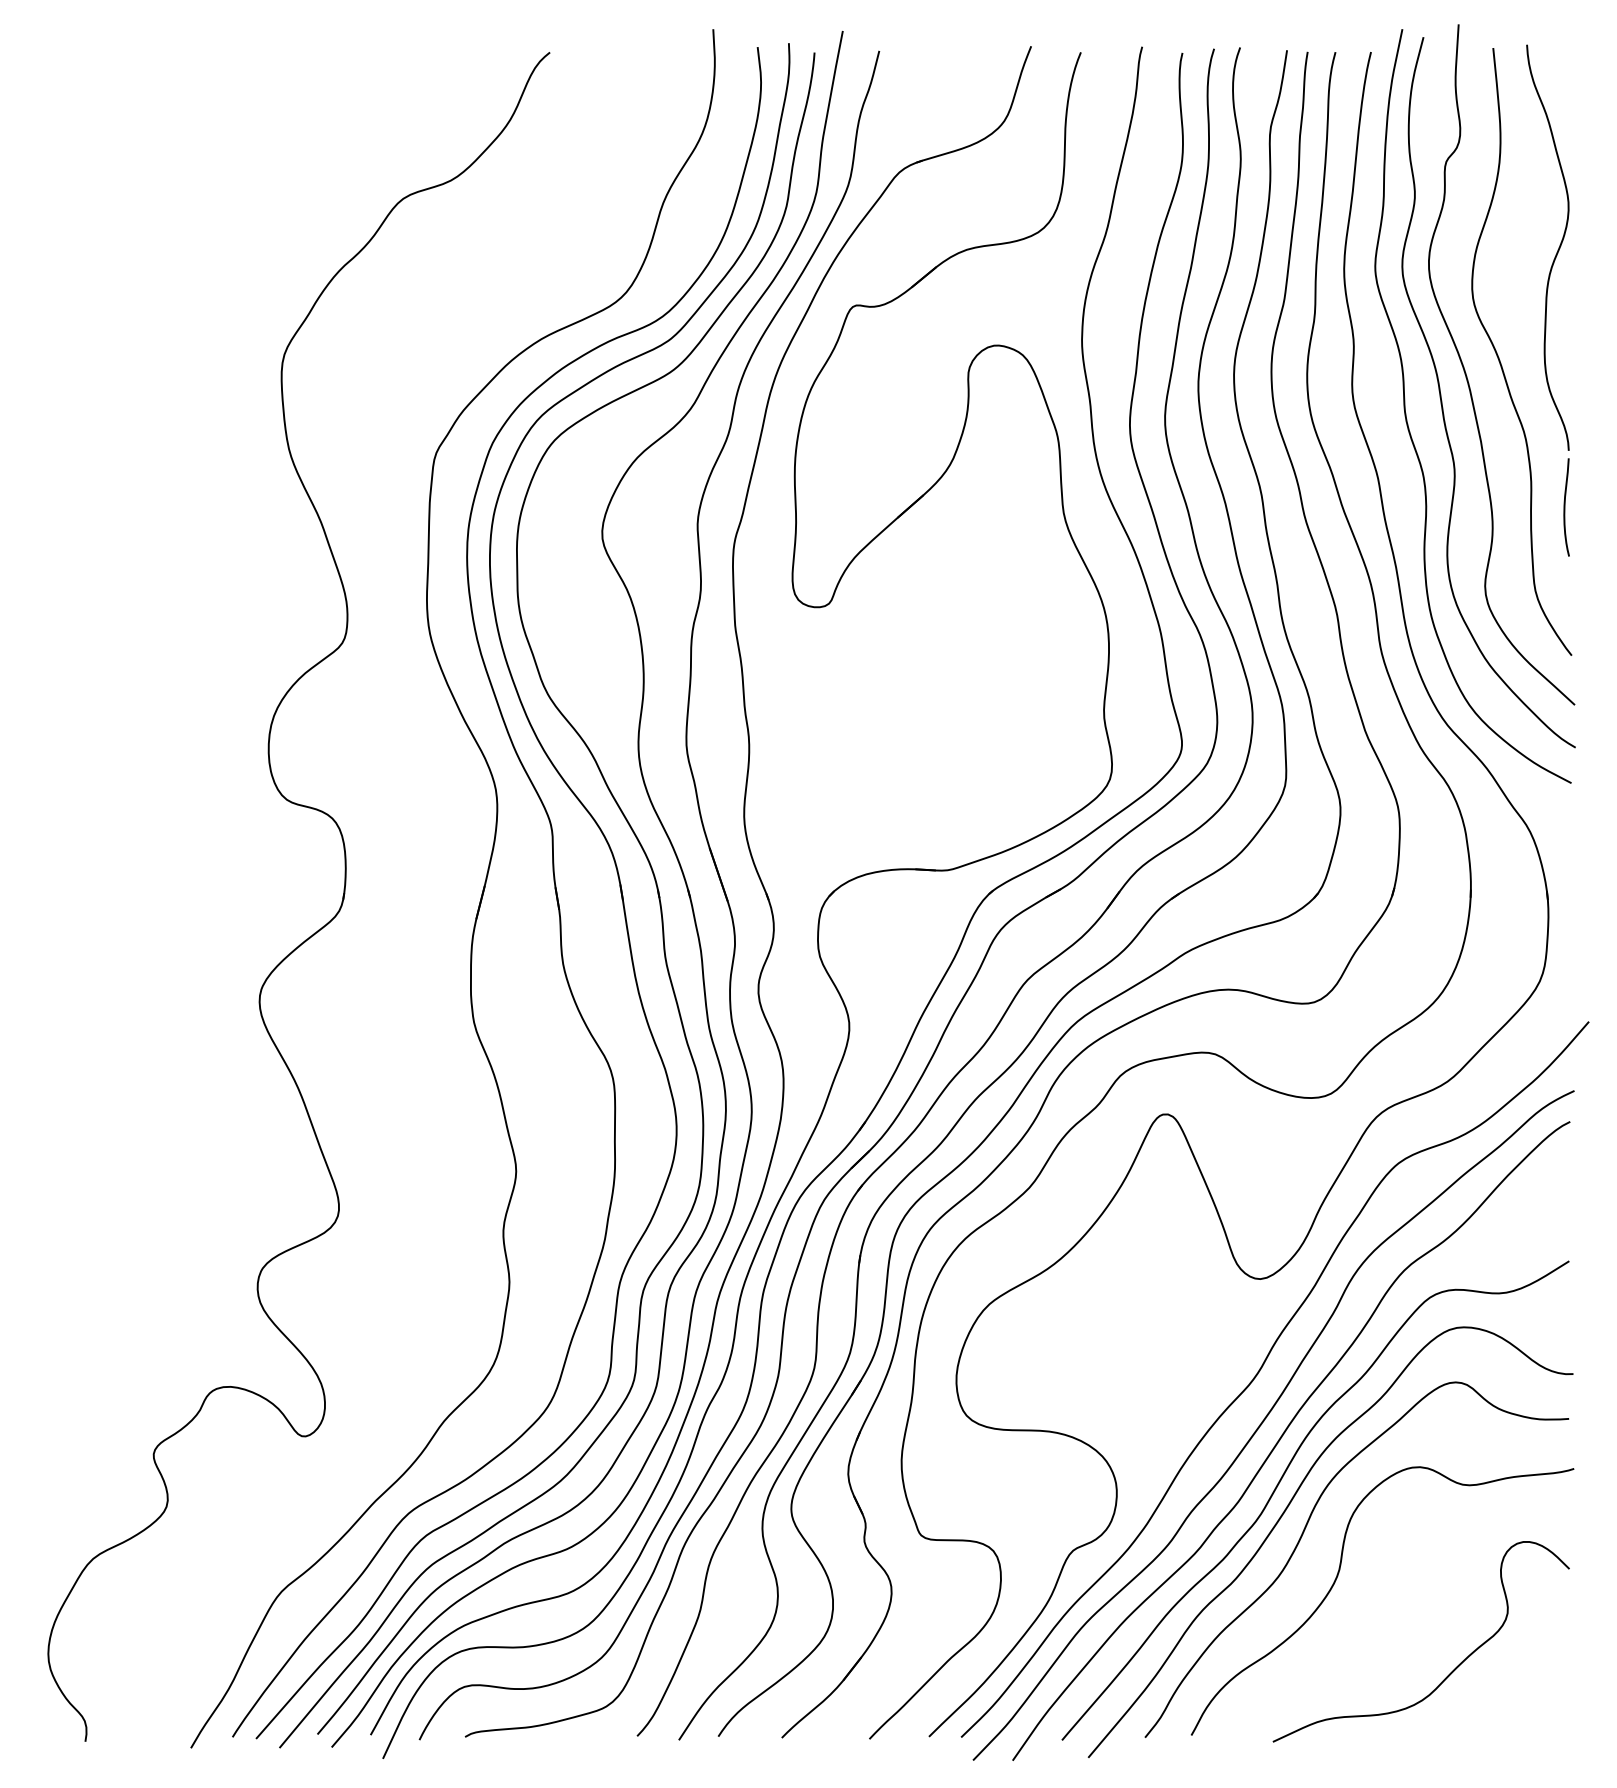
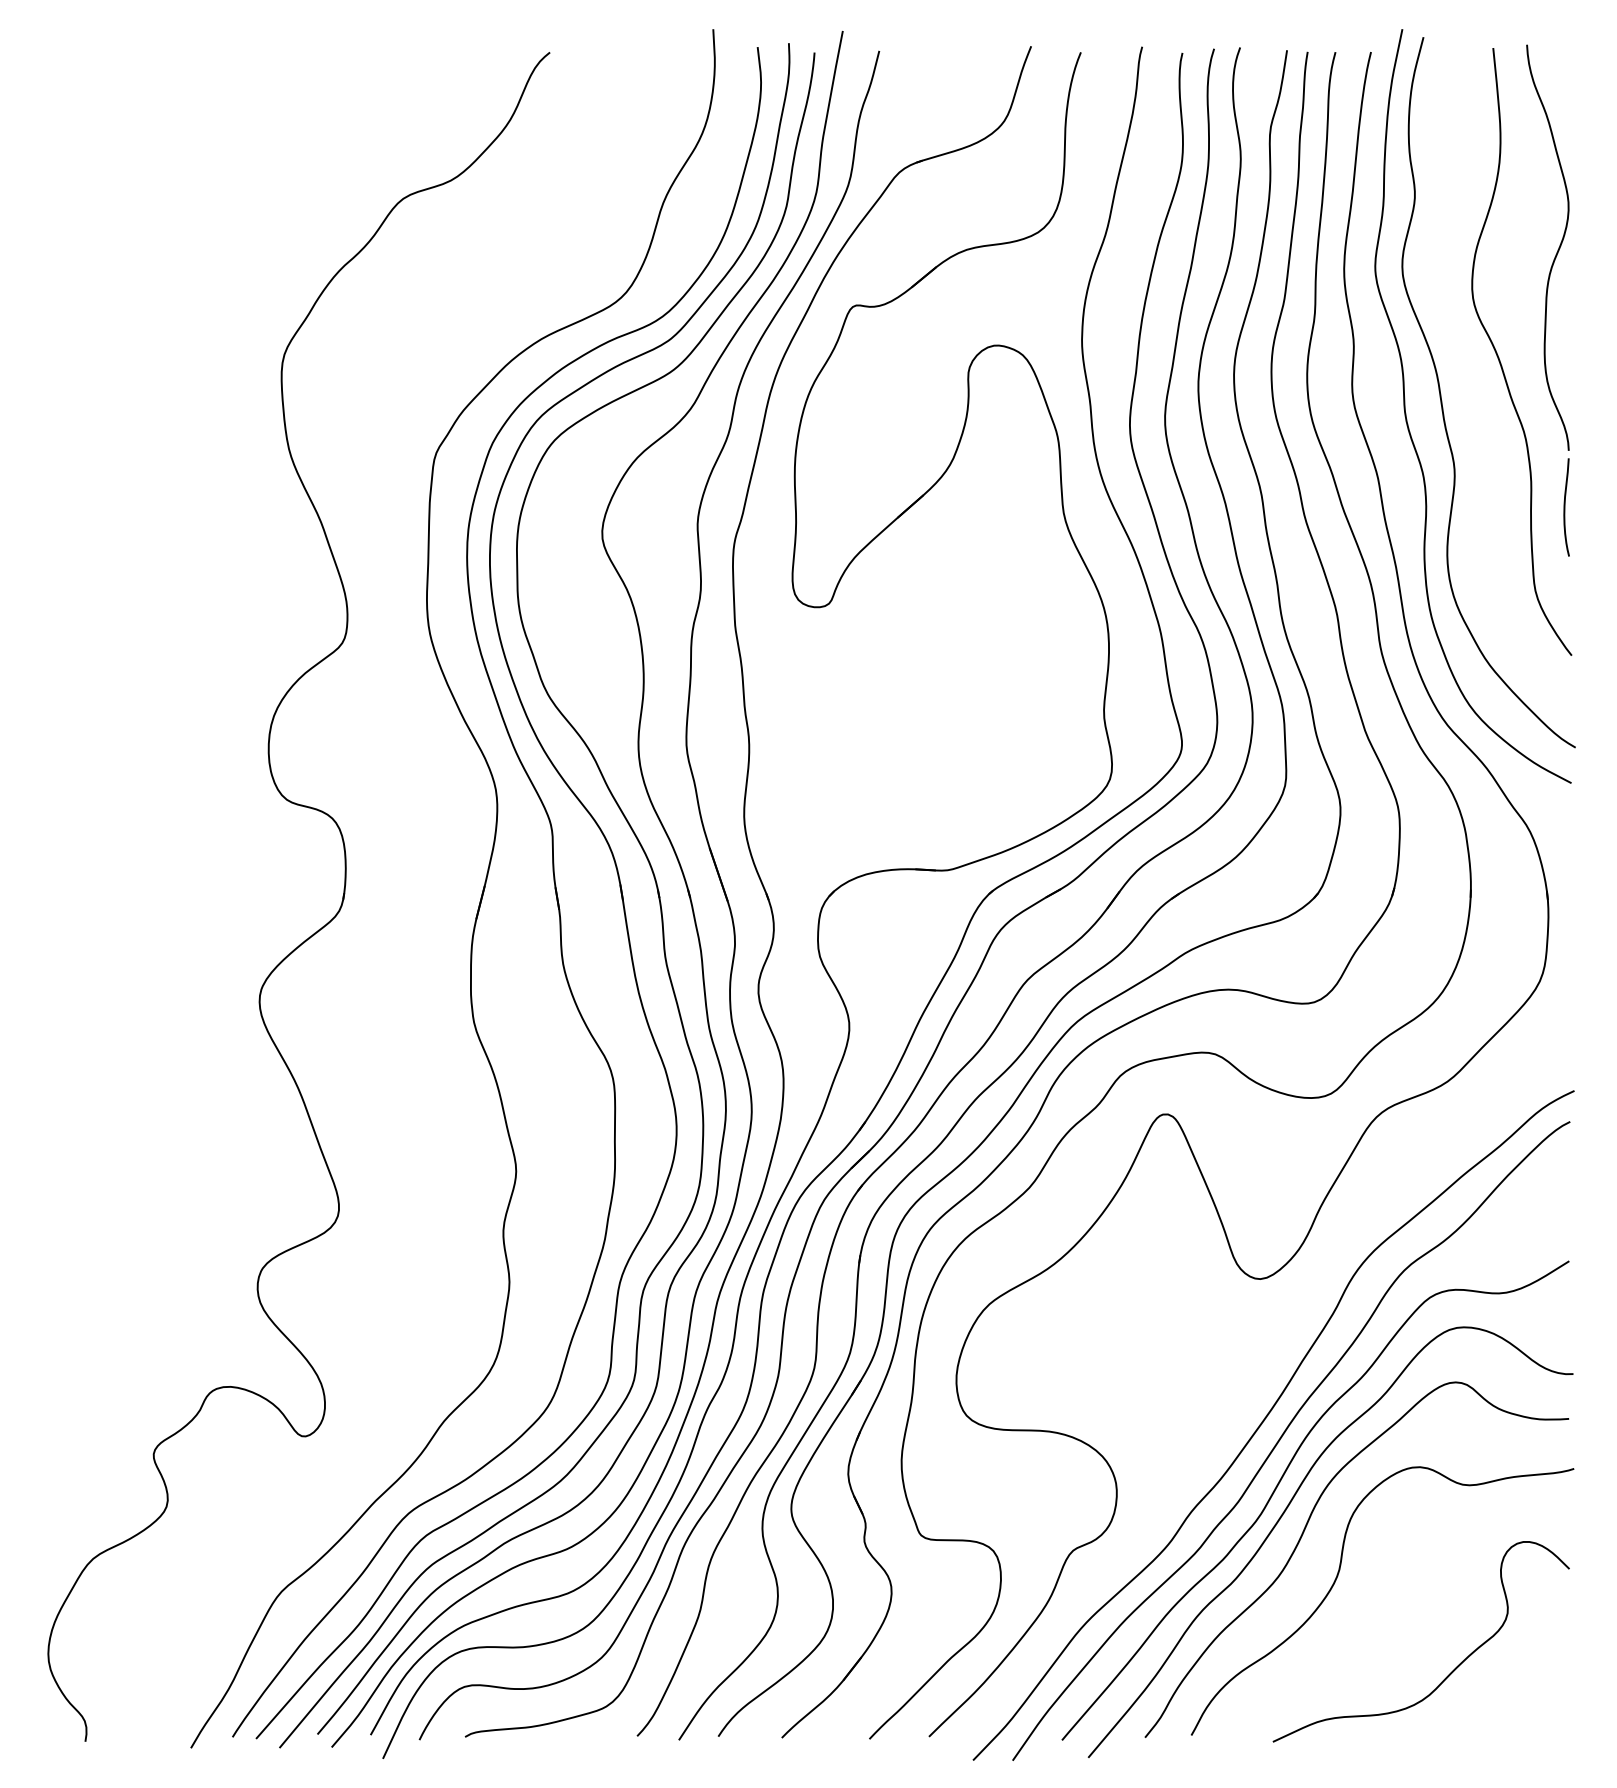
curve: present -> none (1467, 376)
curve: present -> none (1260, 1371)
